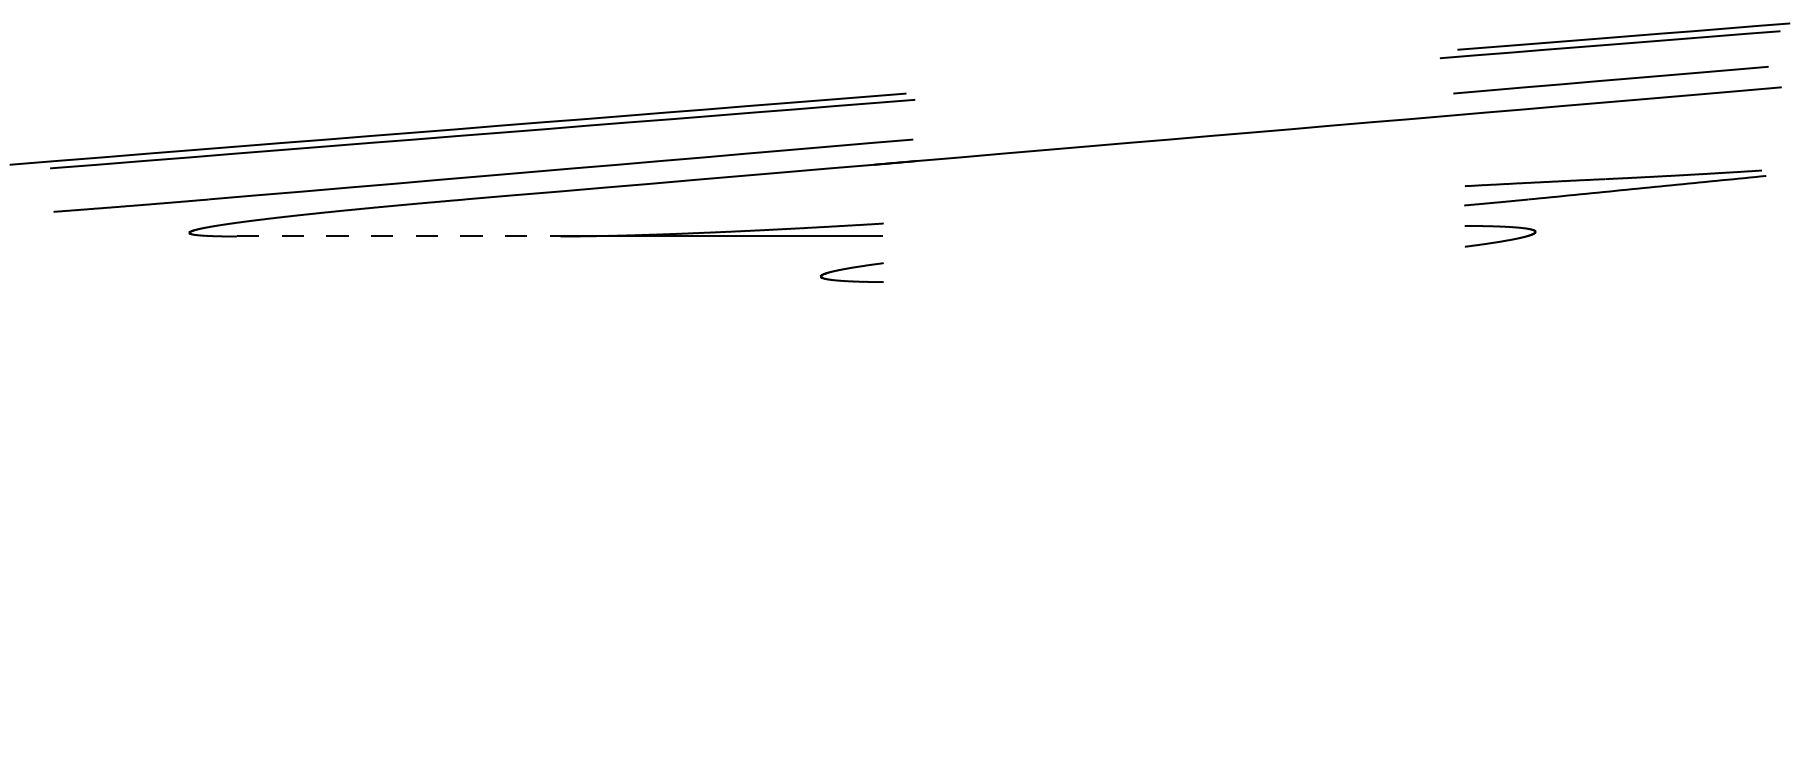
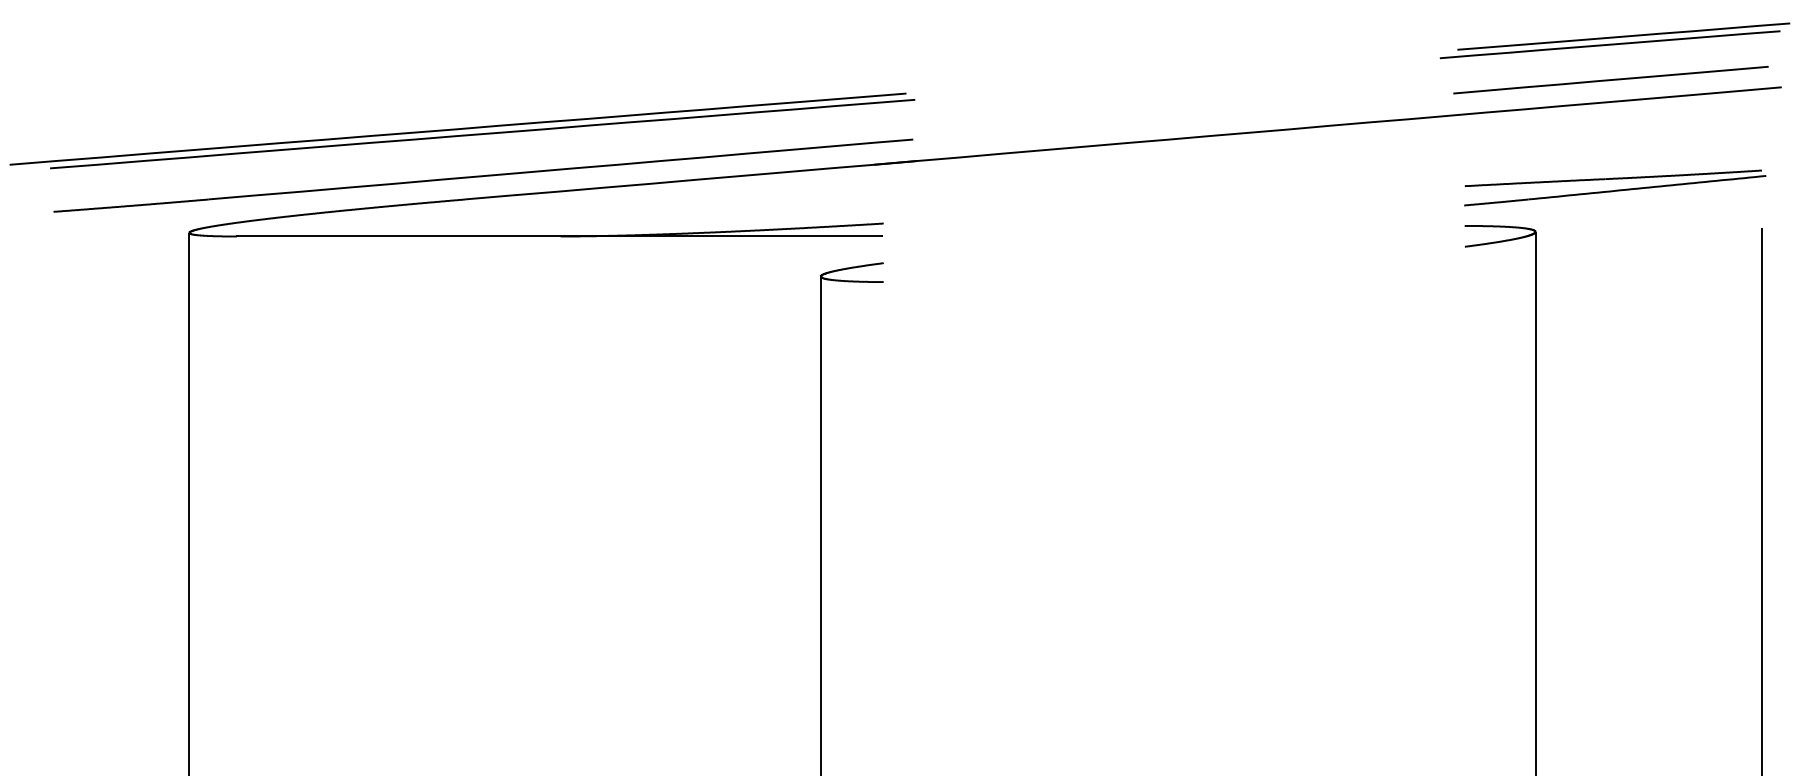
line: dashed -> solid (398, 236)
line: none -> present (1761, 499)
line: none -> present (1535, 501)
line: none -> present (189, 502)
line: none -> present (820, 524)
